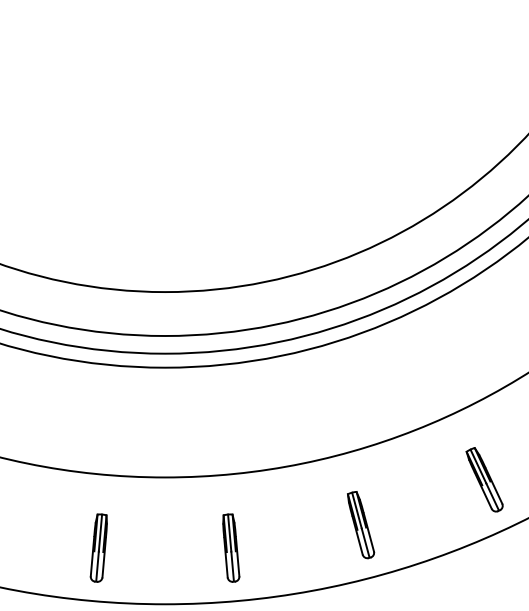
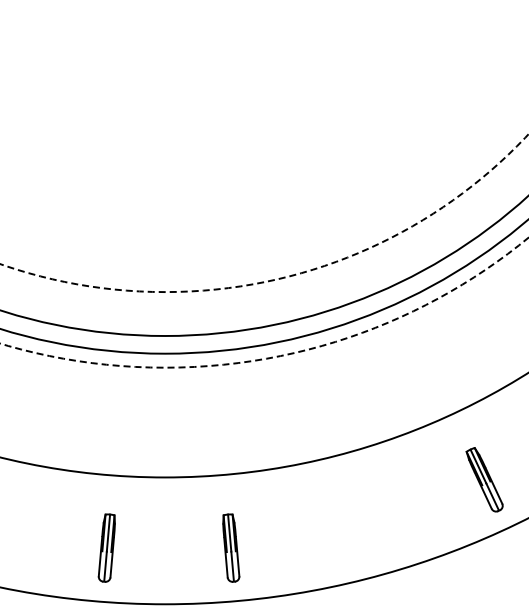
circle: solid -> dashed (264, 213)
circle: solid -> dashed (264, 302)
part: present -> none (361, 525)
part position: (98, 547) -> (106, 547) (106, 547)
